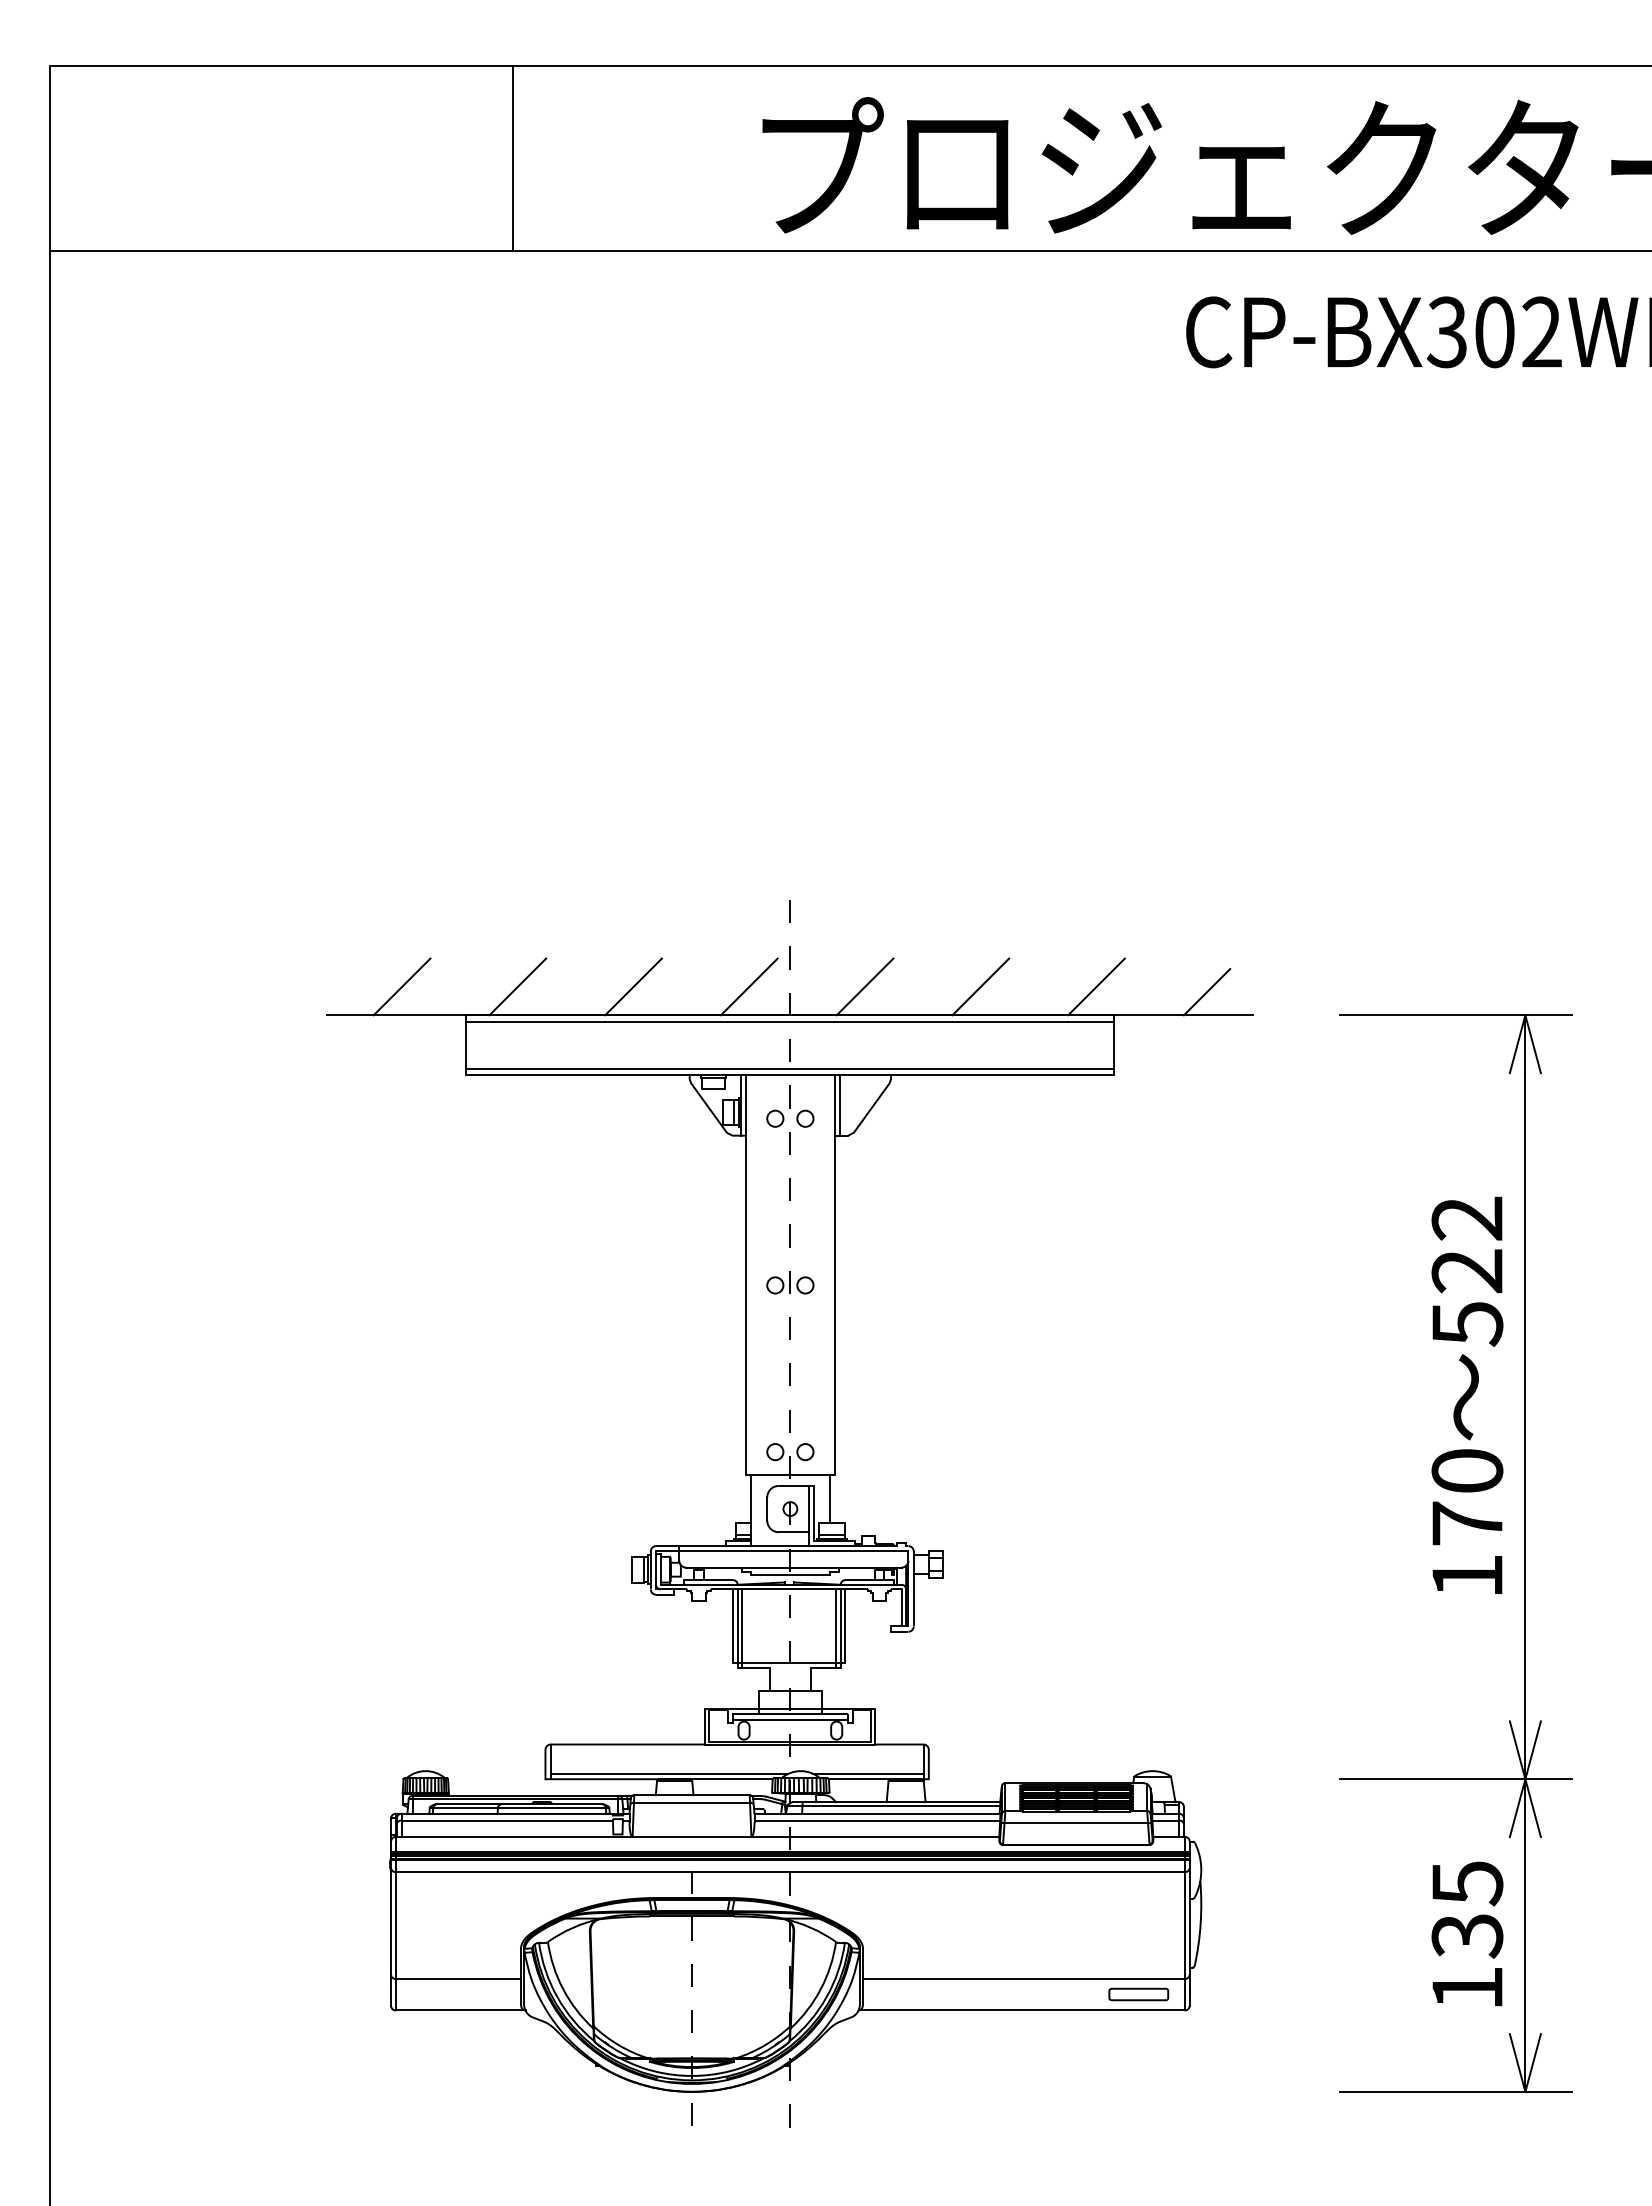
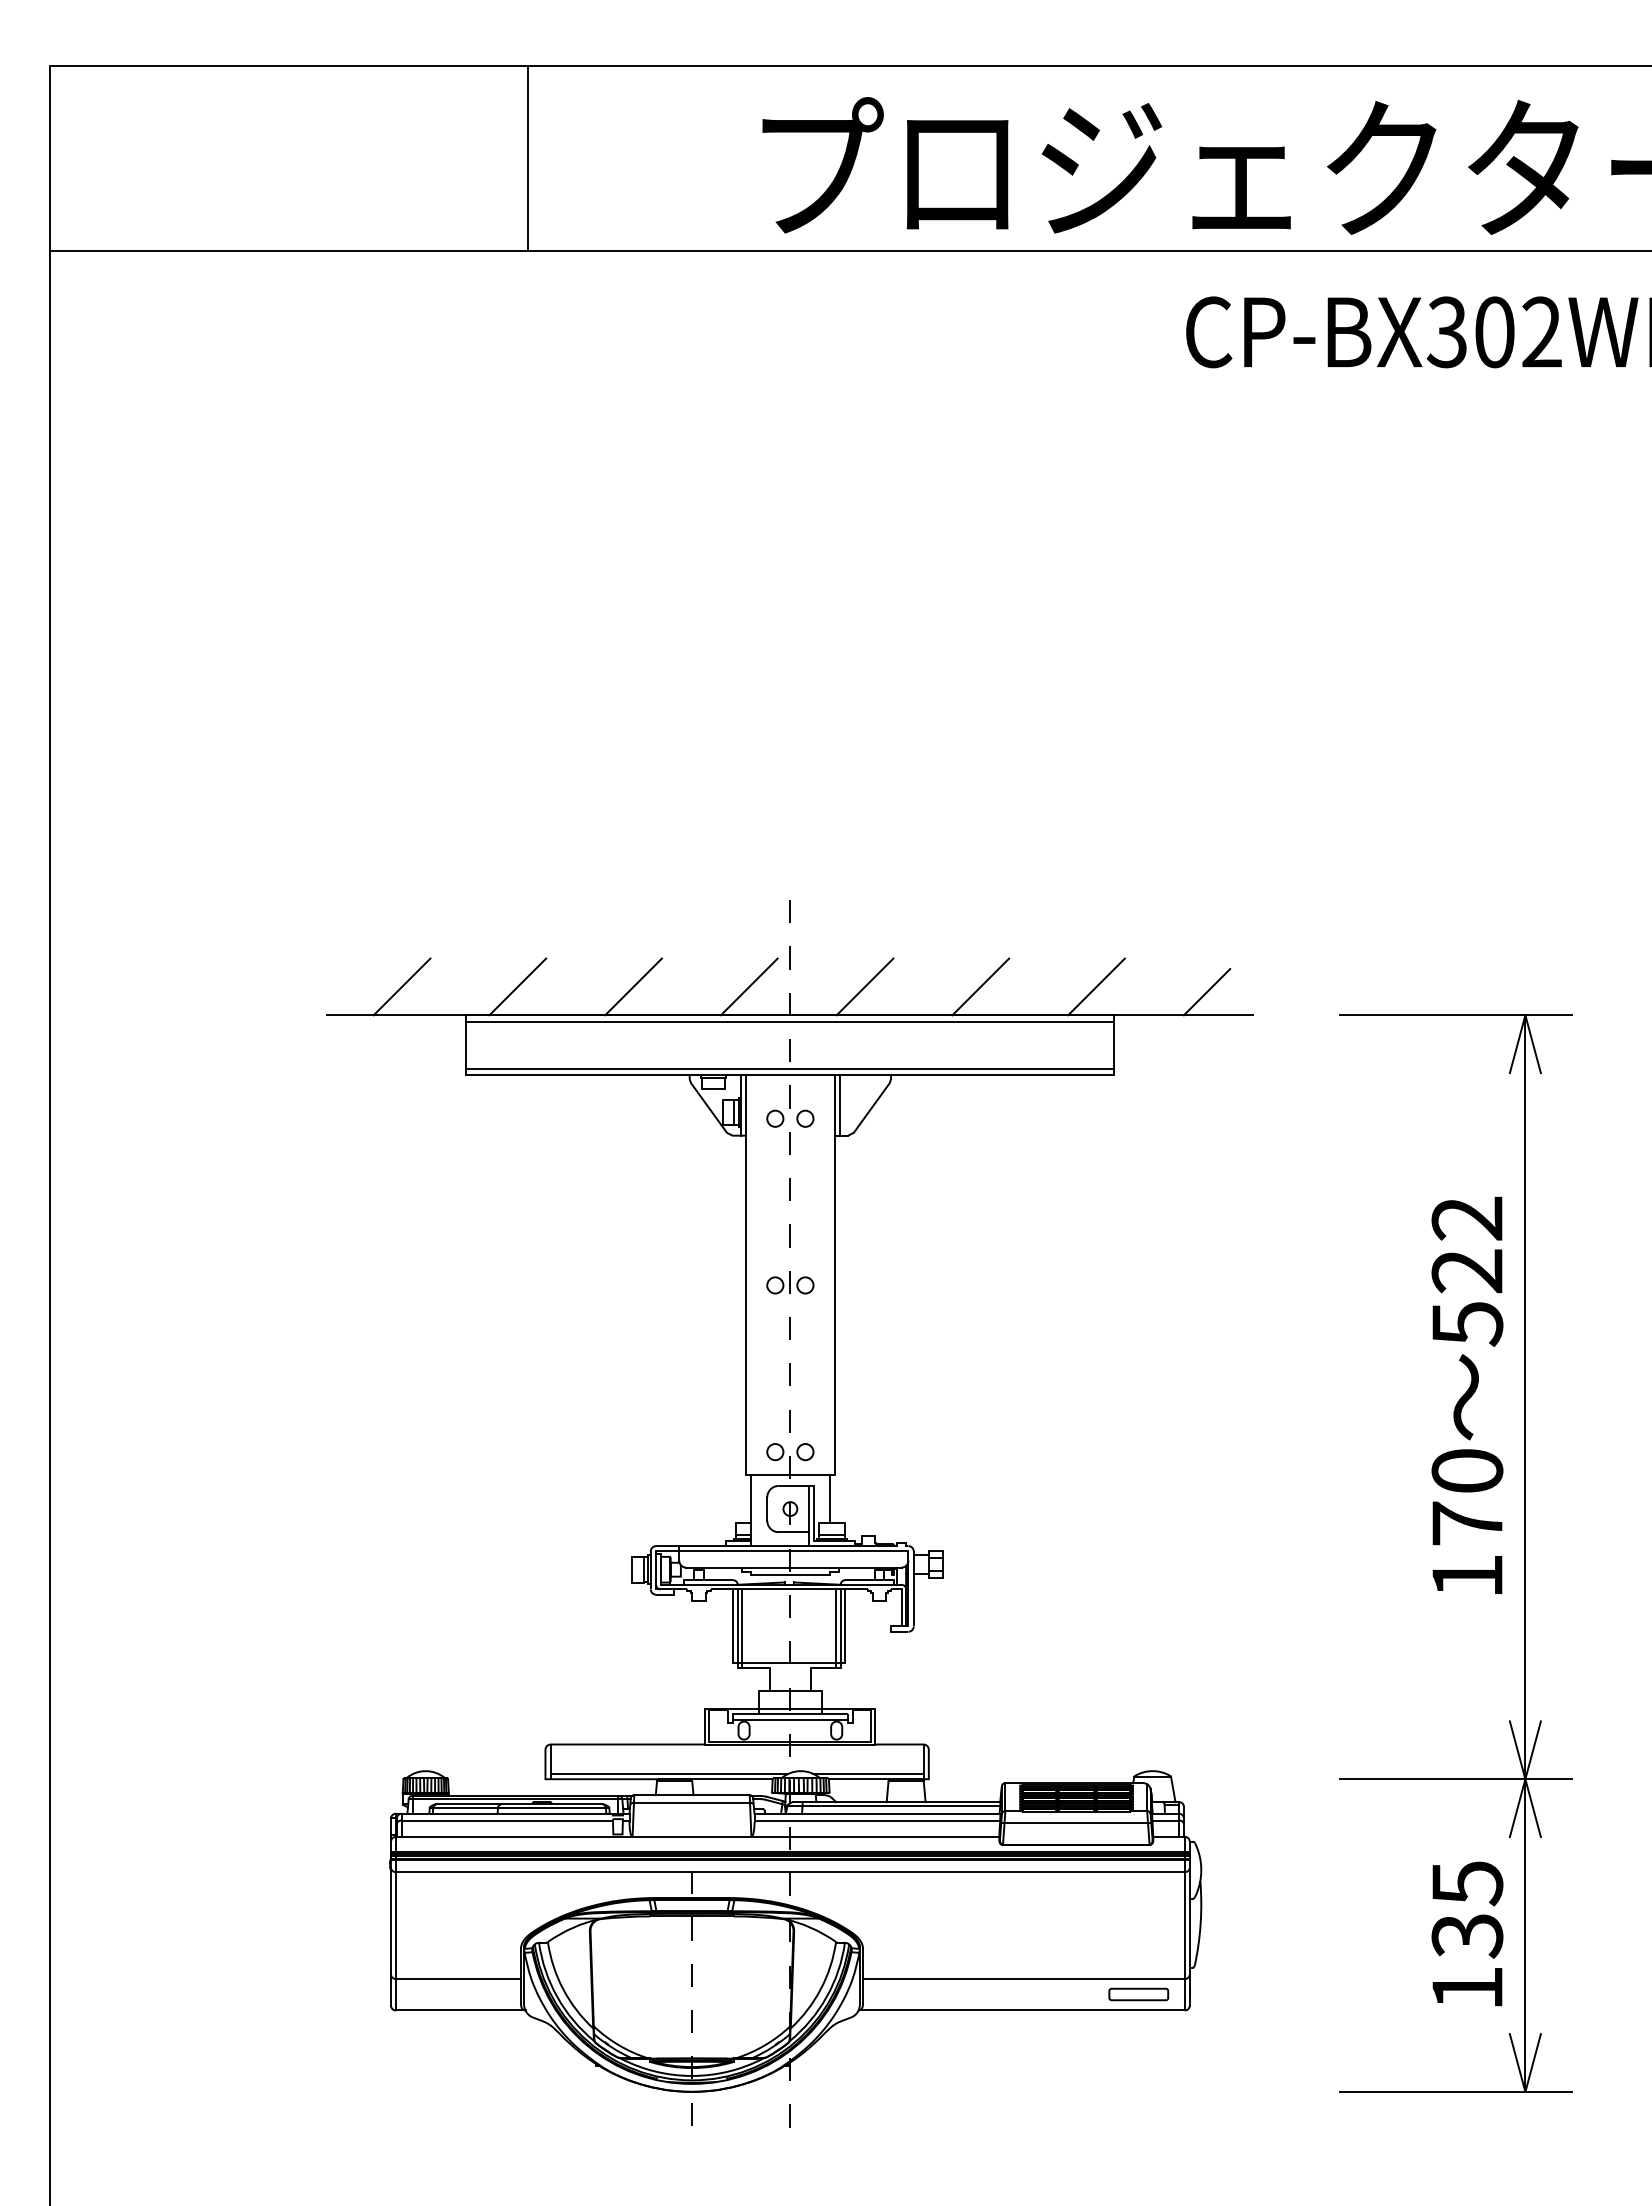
line position: (512, 158) -> (527, 158) (527, 158)
